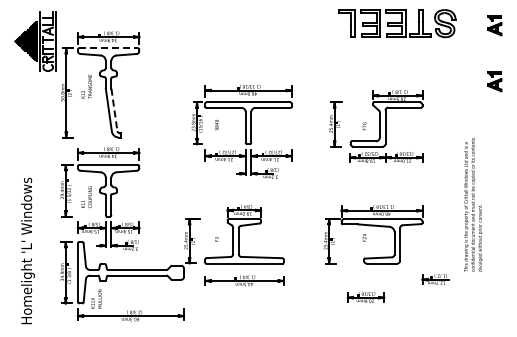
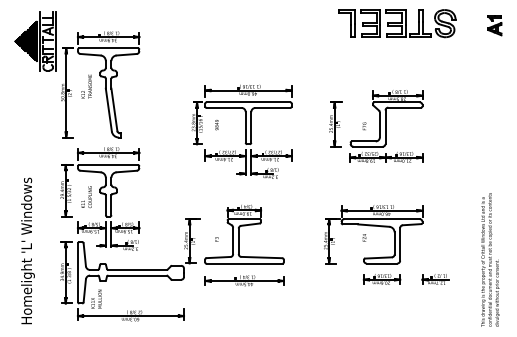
line: dashed -> solid (109, 48)
part: present -> none (494, 81)
line: dashed -> solid (114, 110)
text position: (473, 204) -> (490, 259) (490, 259)
part position: (365, 297) -> (381, 279) (381, 279)
